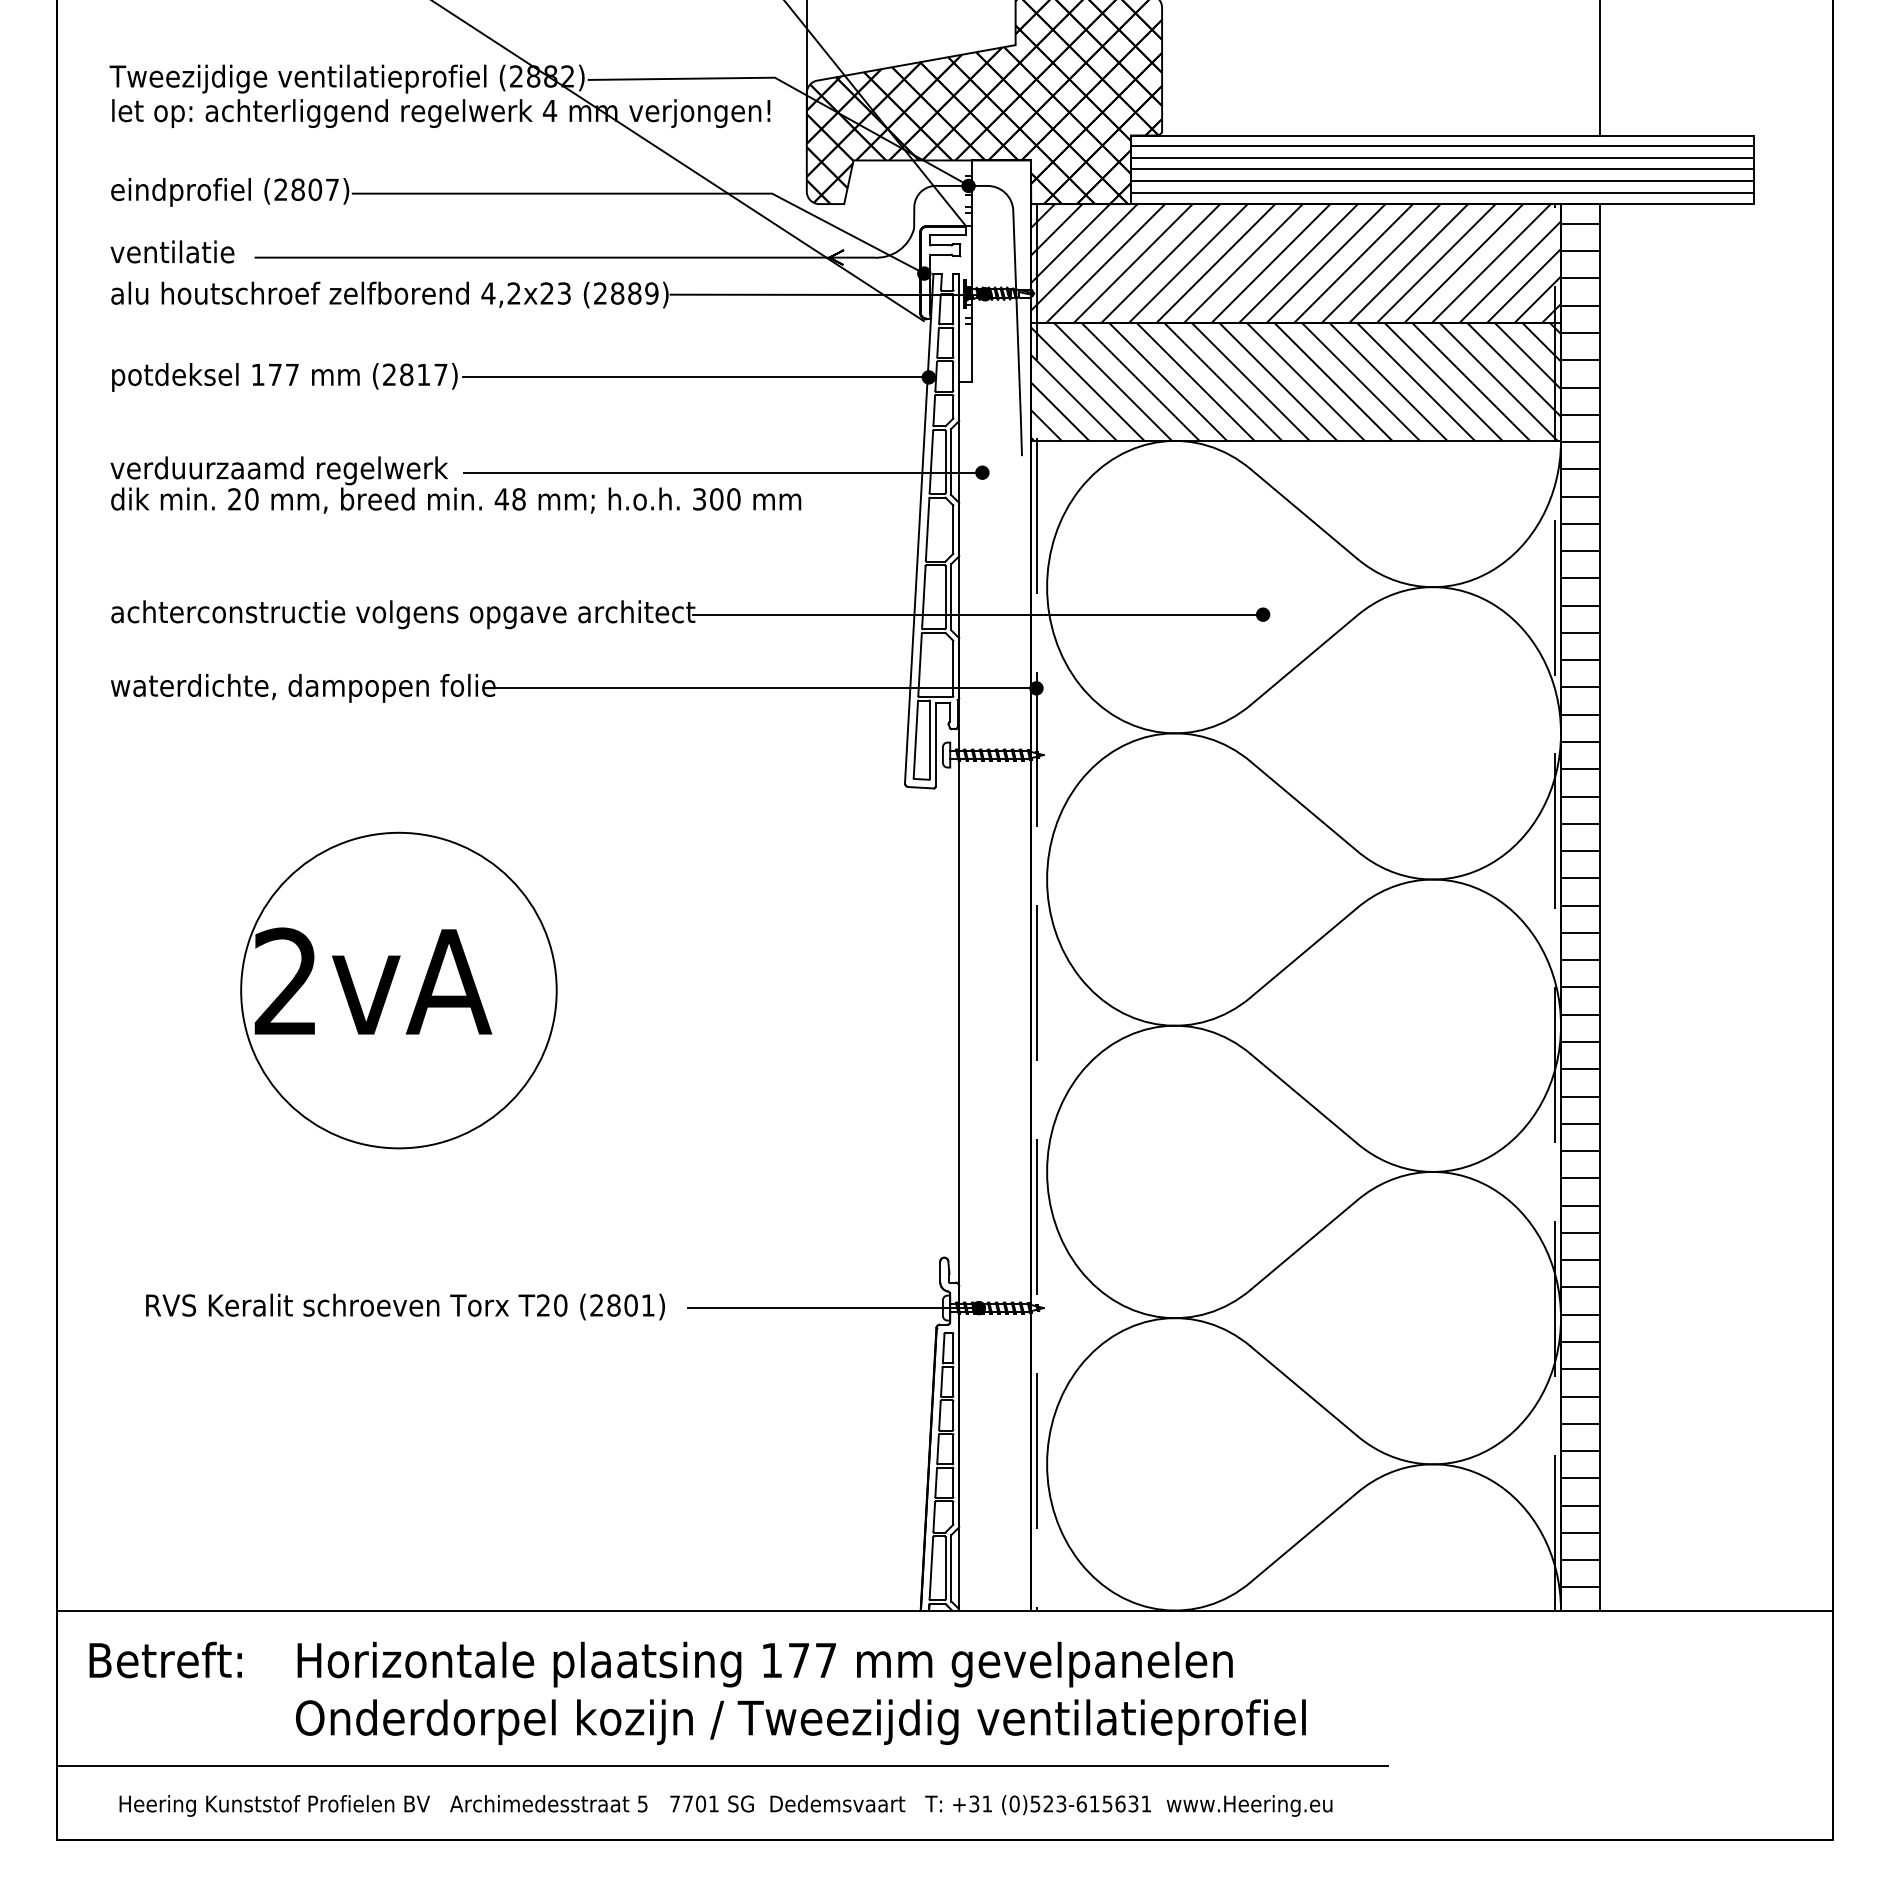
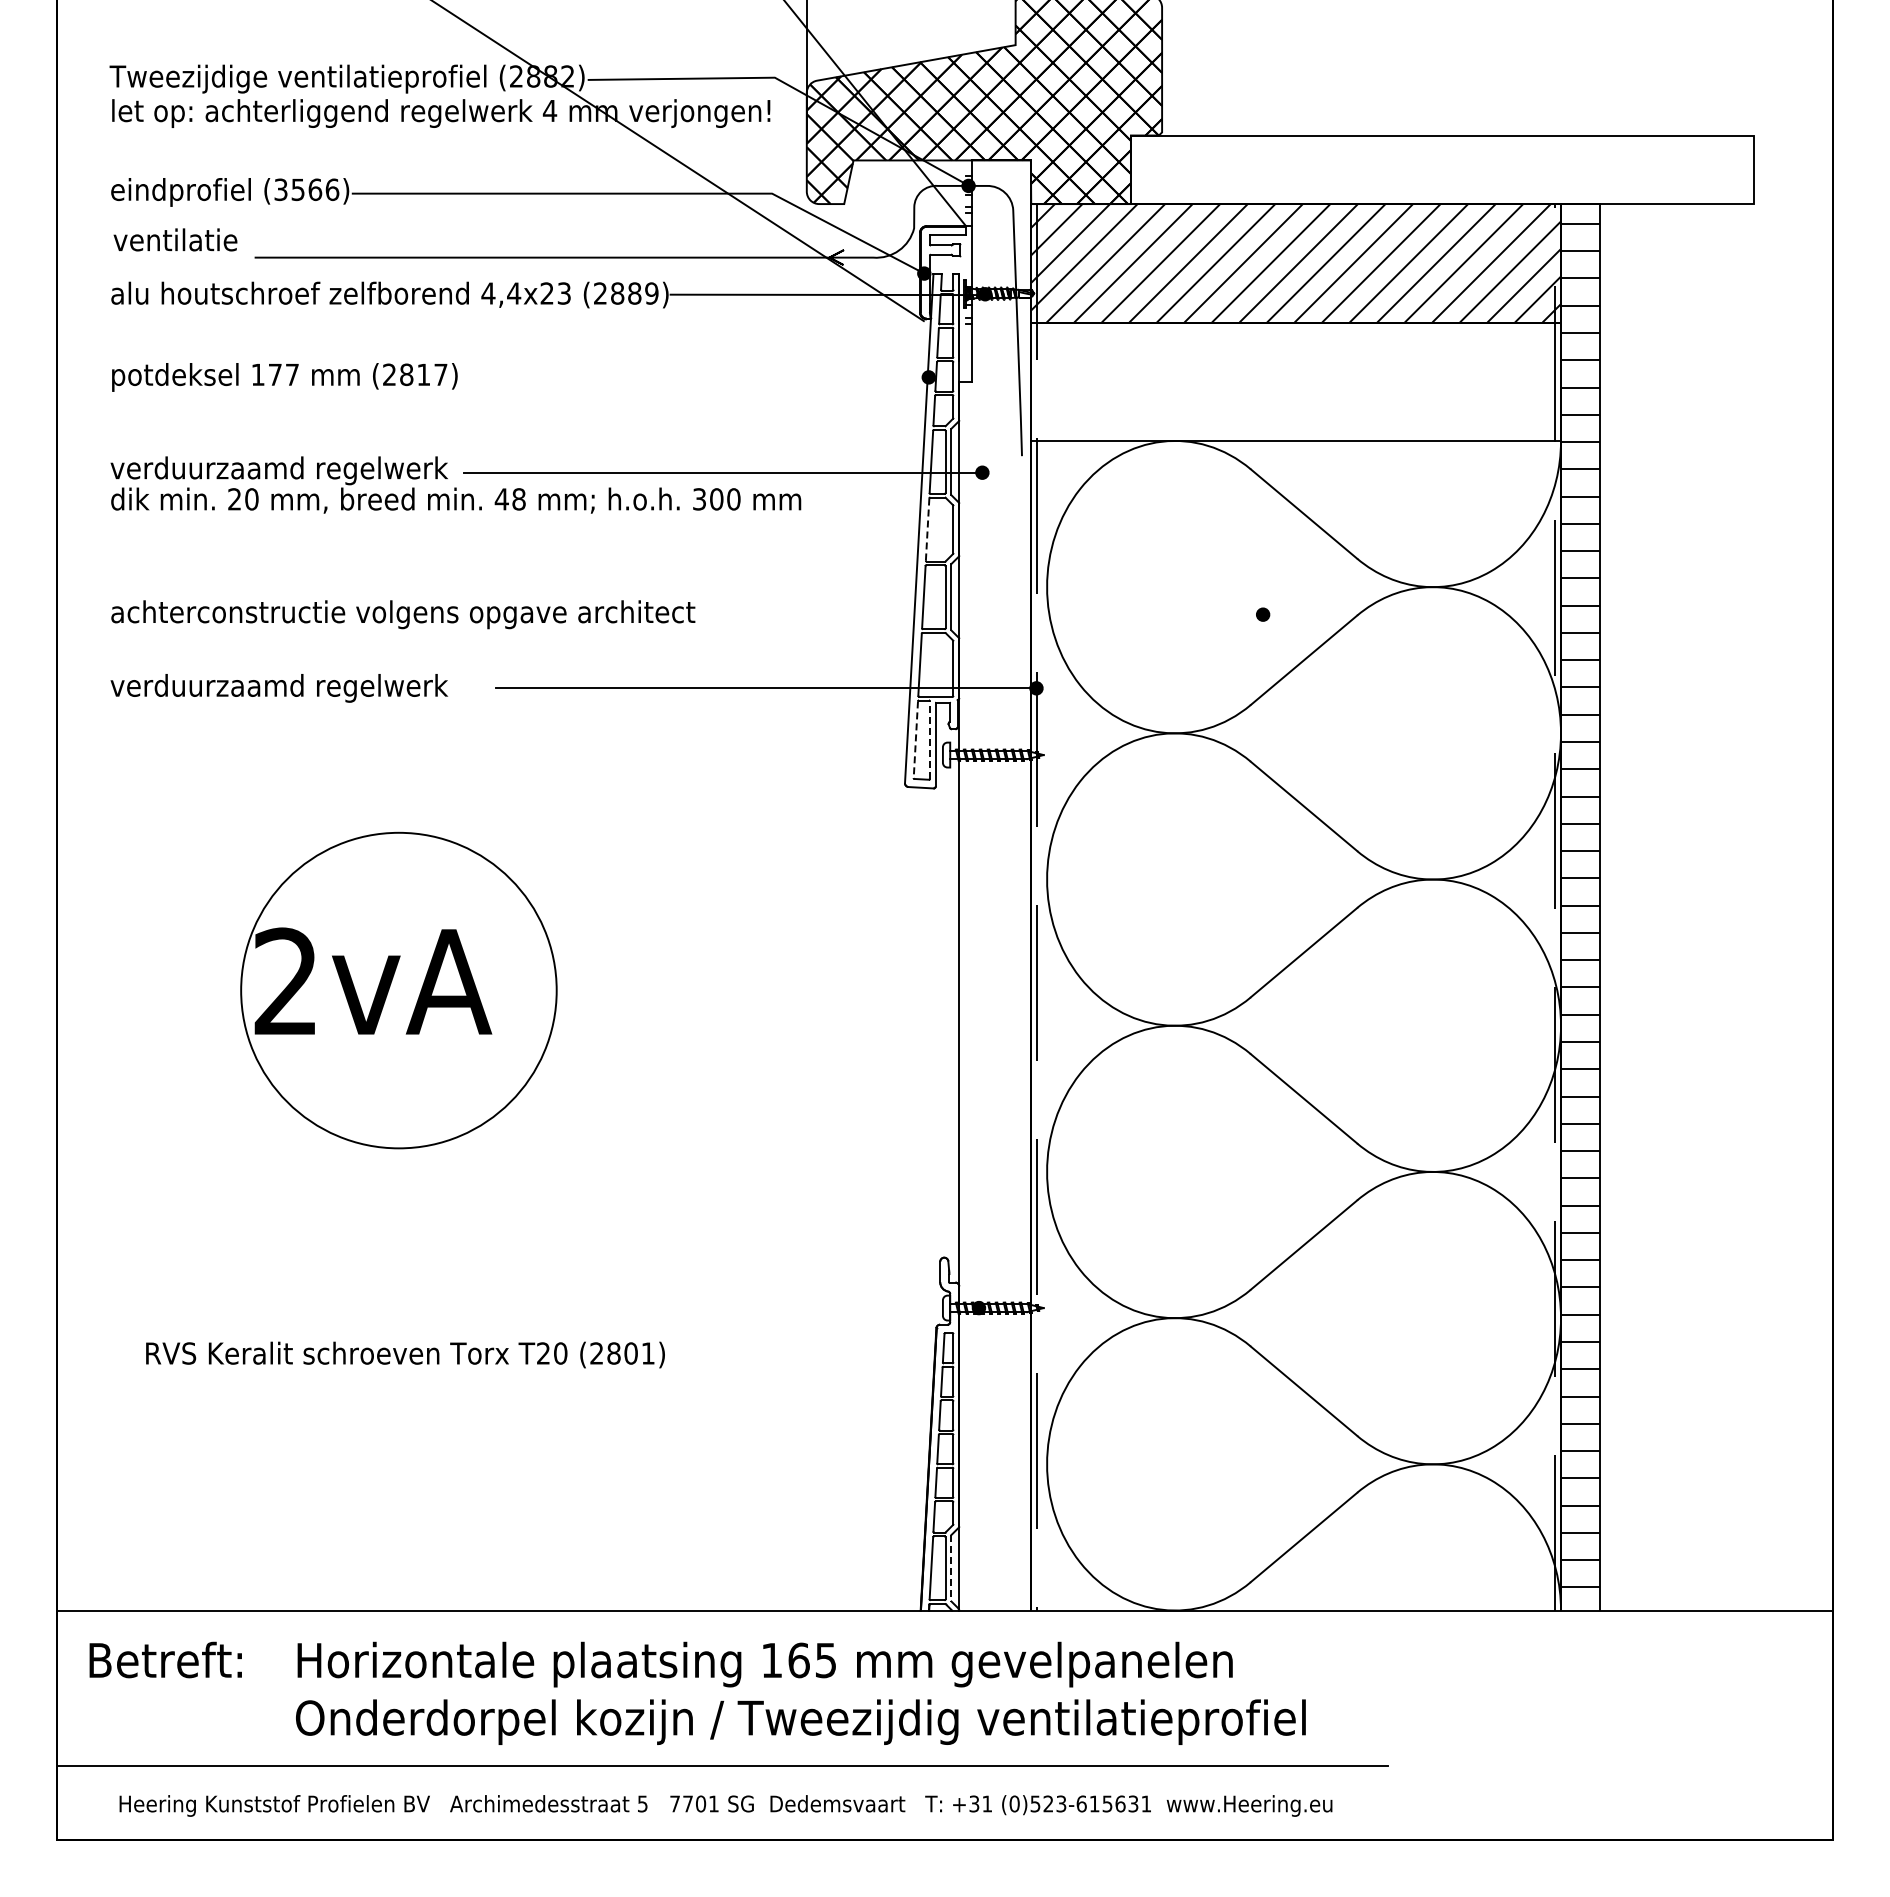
line: present -> none (1599, 68)
hatch: present -> none (1442, 168)
text: (2807) -> (3566) (306, 189)
text position: (172, 251) -> (175, 239) (175, 239)
text: 4,2x23 -> 4,4x23 (514, 293)
line: present -> none (694, 377)
hatch: present -> none (1296, 381)
line: solid -> dashed (927, 530)
line: present -> none (978, 614)
text: waterdichte, dampopen folie -> verduurzaamd regelwerk (302, 688)
line: solid -> dashed (915, 740)
line: solid -> dashed (929, 740)
text position: (405, 1306) -> (405, 1354) (405, 1354)
line: present -> none (833, 1308)
line: solid -> dashed (951, 1568)
text: 177 -> 165 (811, 1660)
